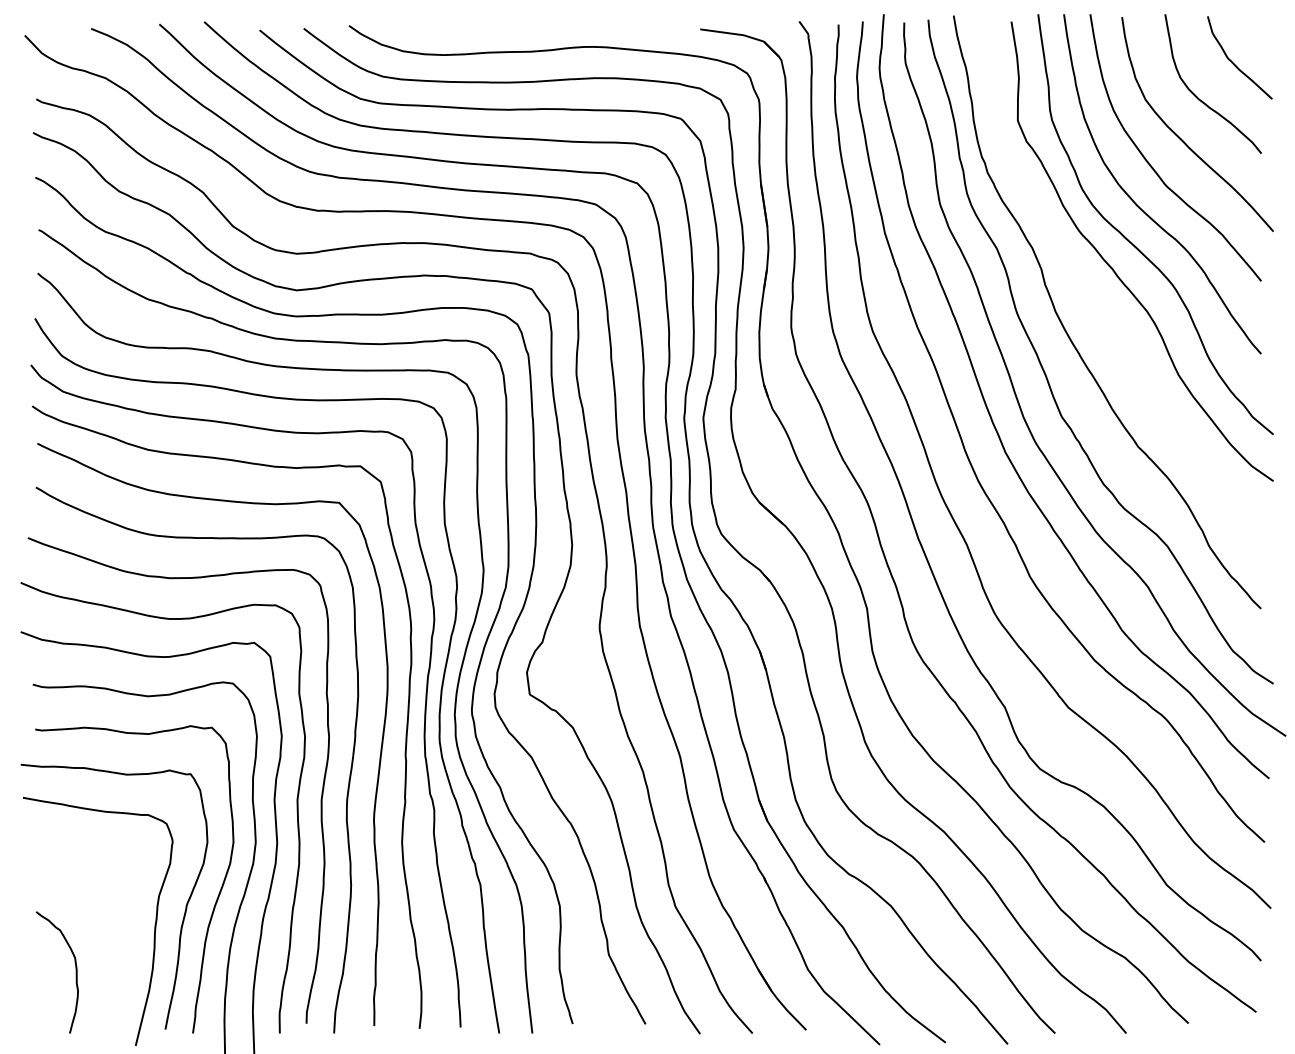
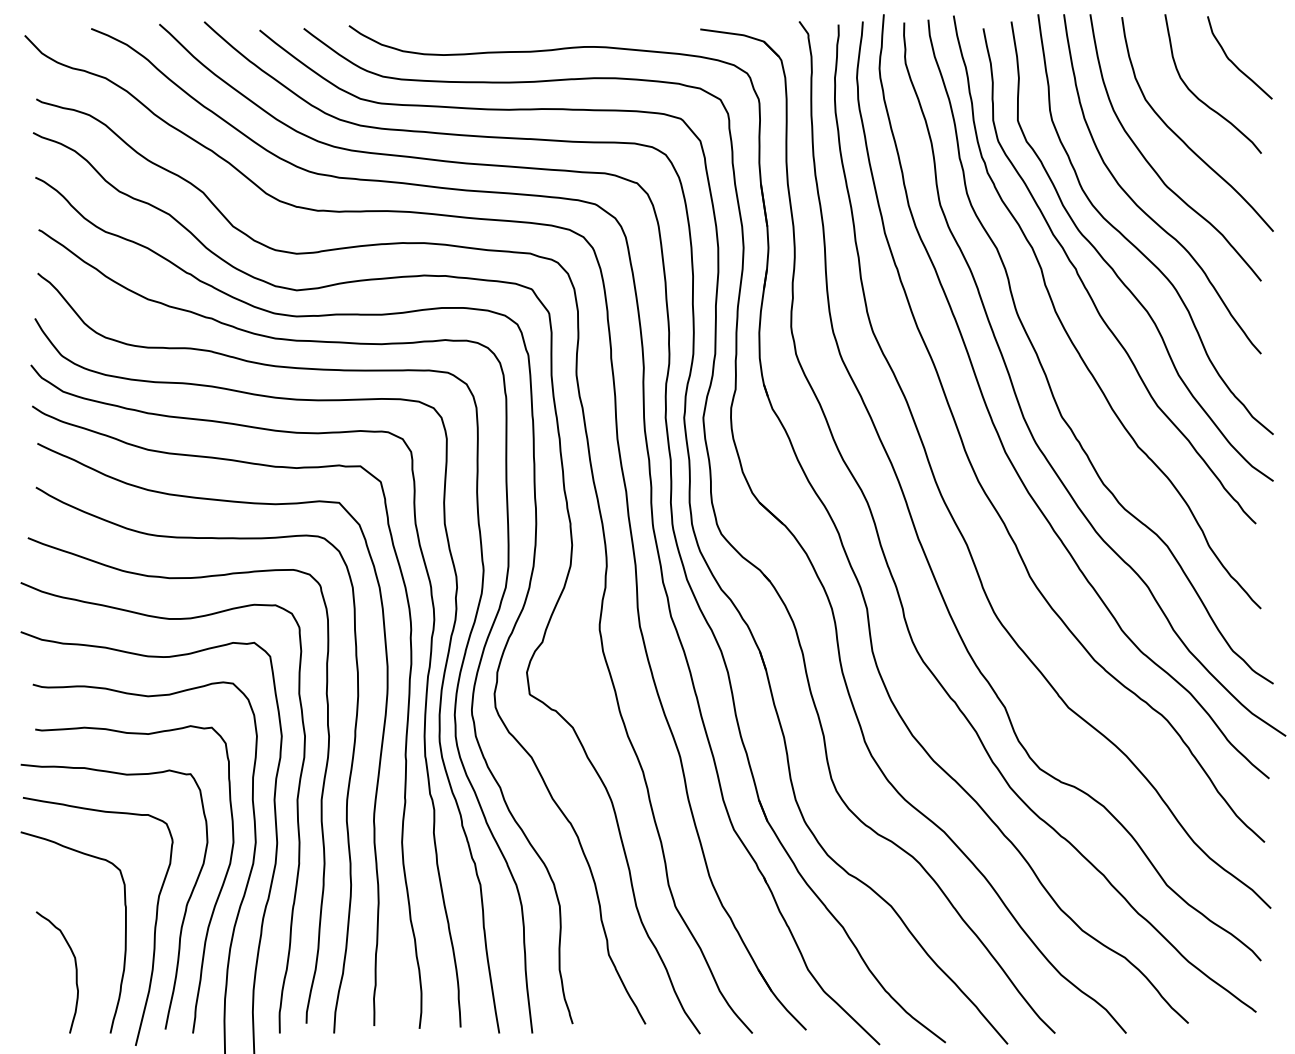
curve: none -> present (1089, 292)
curve: none -> present (124, 939)
